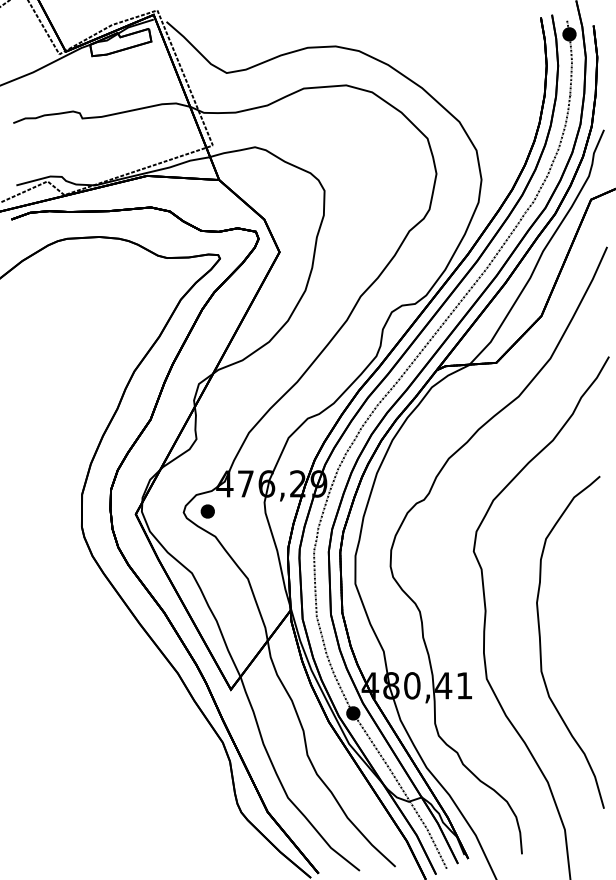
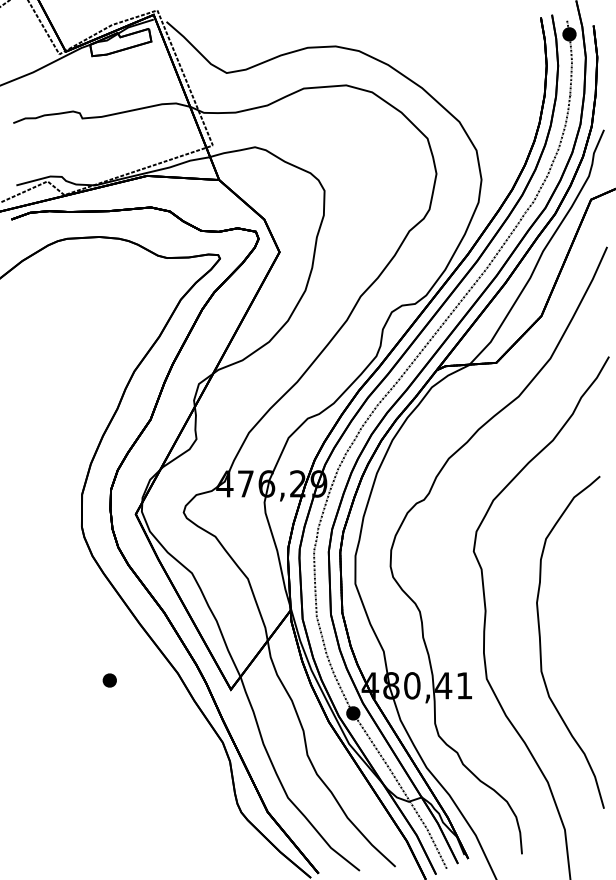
part position: (207, 511) -> (109, 680) (109, 680)
